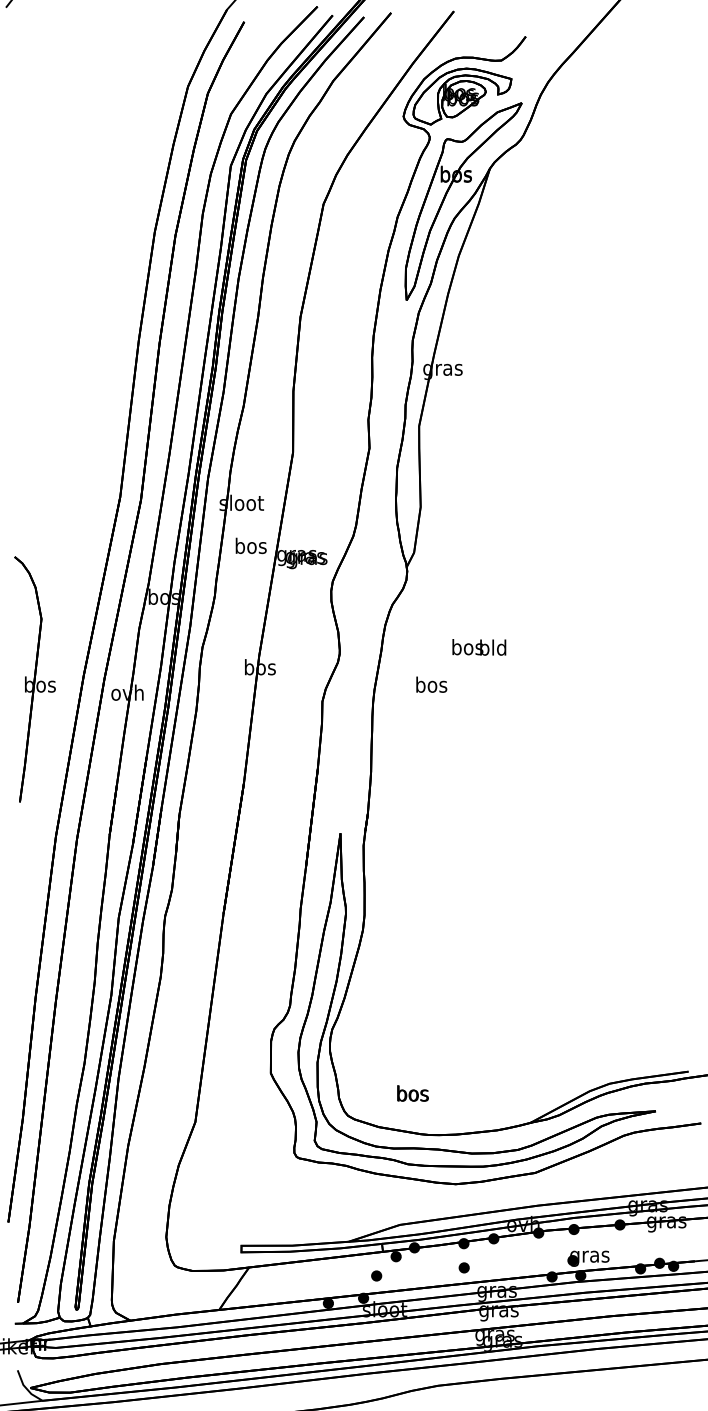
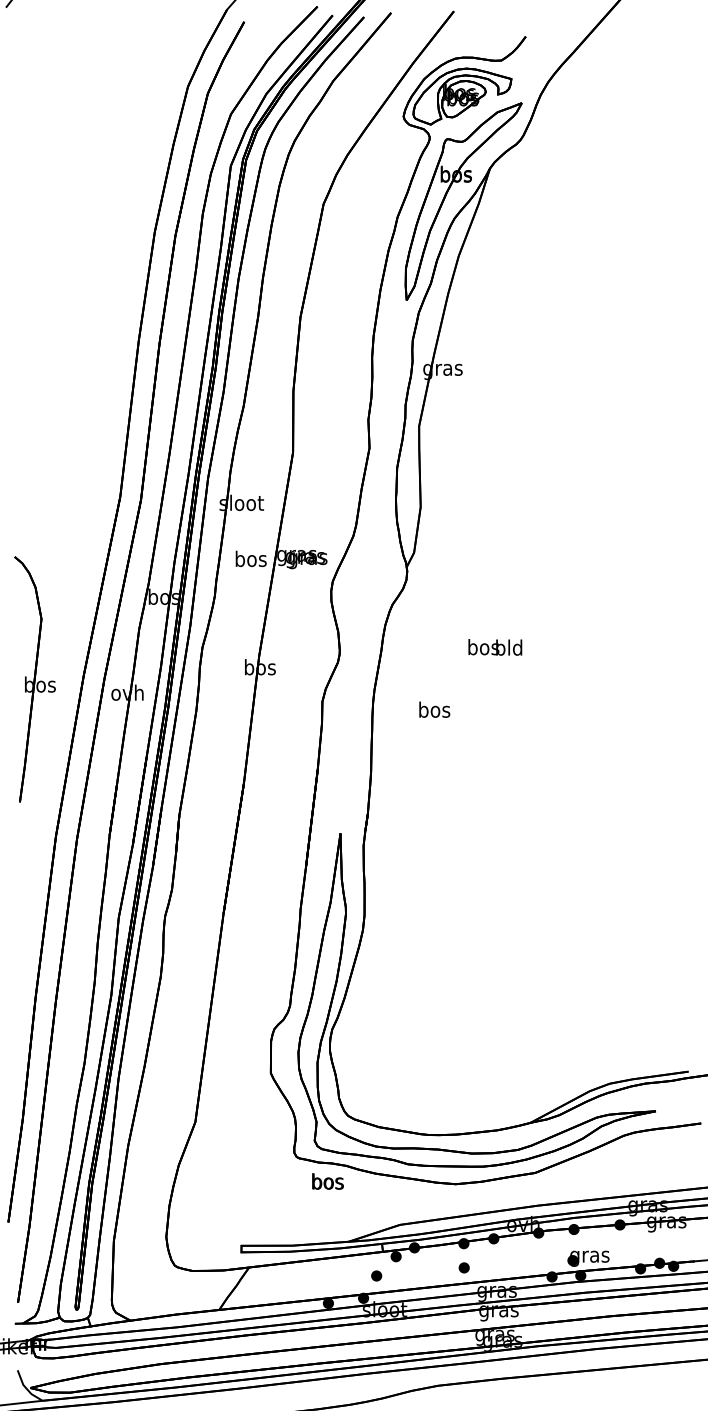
text position: (250, 545) -> (250, 558) (250, 558)
text position: (479, 647) -> (495, 647) (495, 647)
text position: (431, 684) -> (434, 709) (434, 709)
text position: (412, 1093) -> (327, 1181) (327, 1181)
